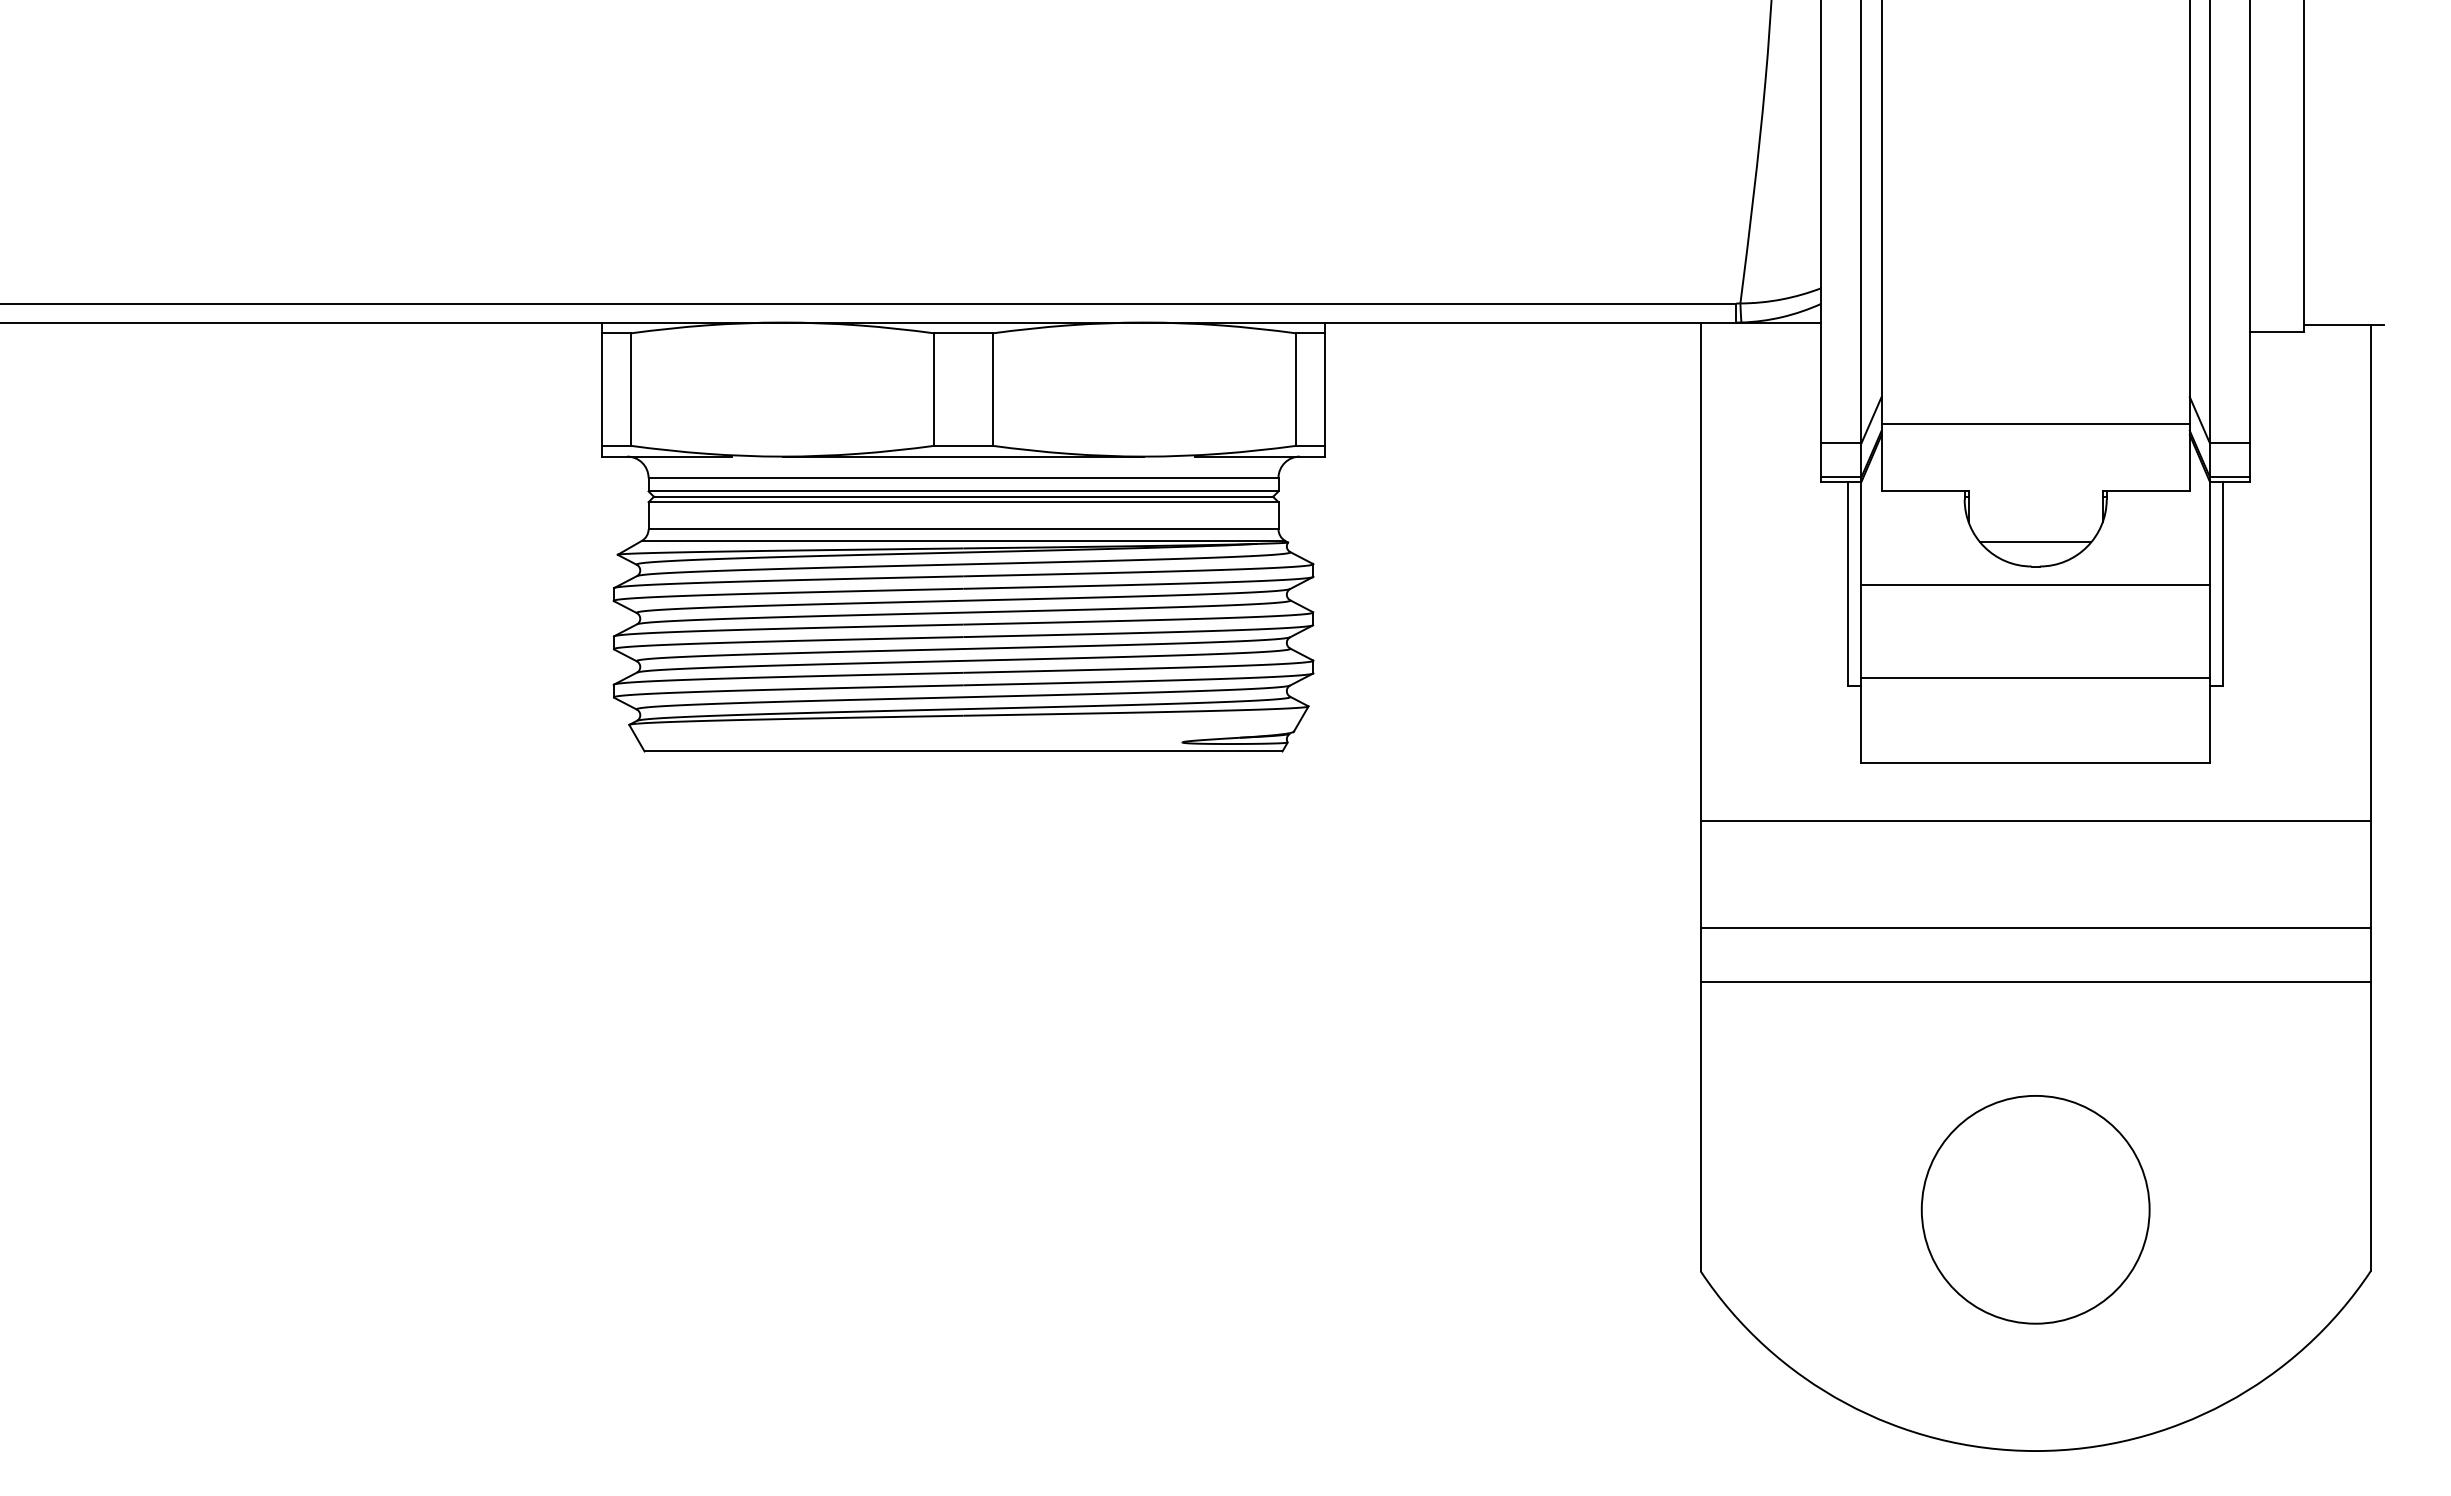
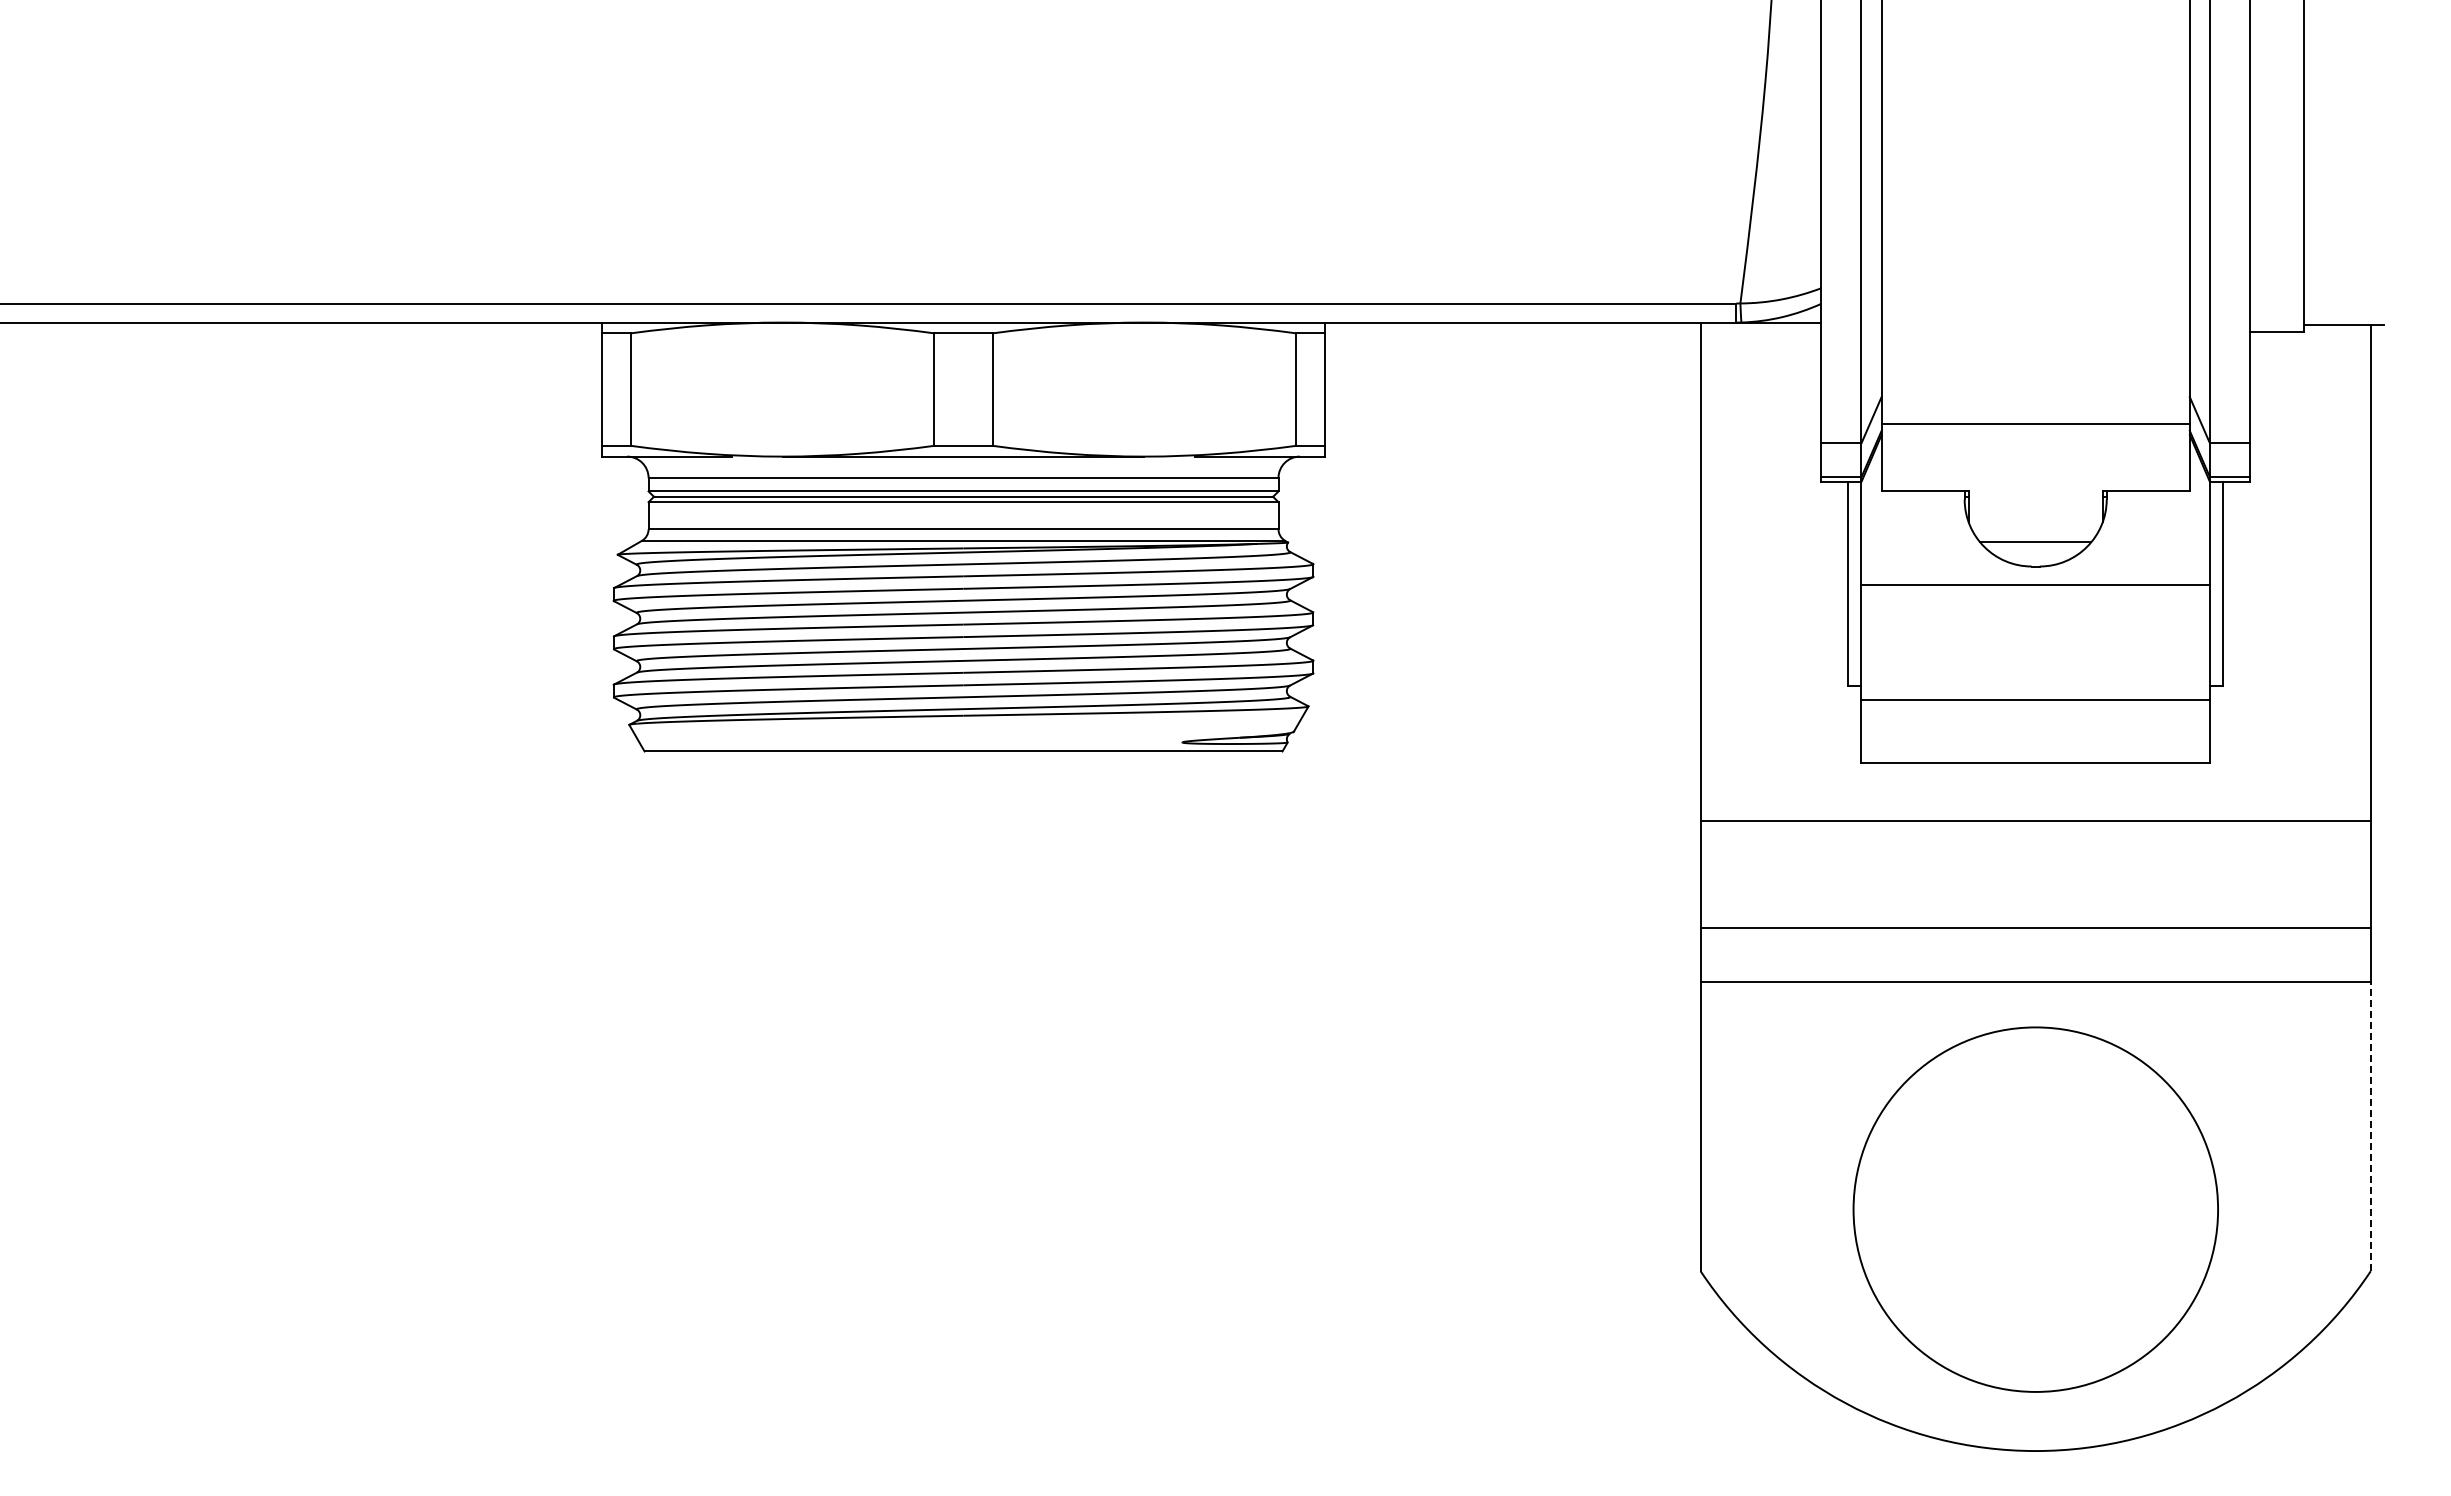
line position: (2035, 677) -> (2035, 699) (2035, 699)
line: solid -> dashed (2370, 1126)
circle size: 231x230 px -> 367x367 px (2035, 1209)
